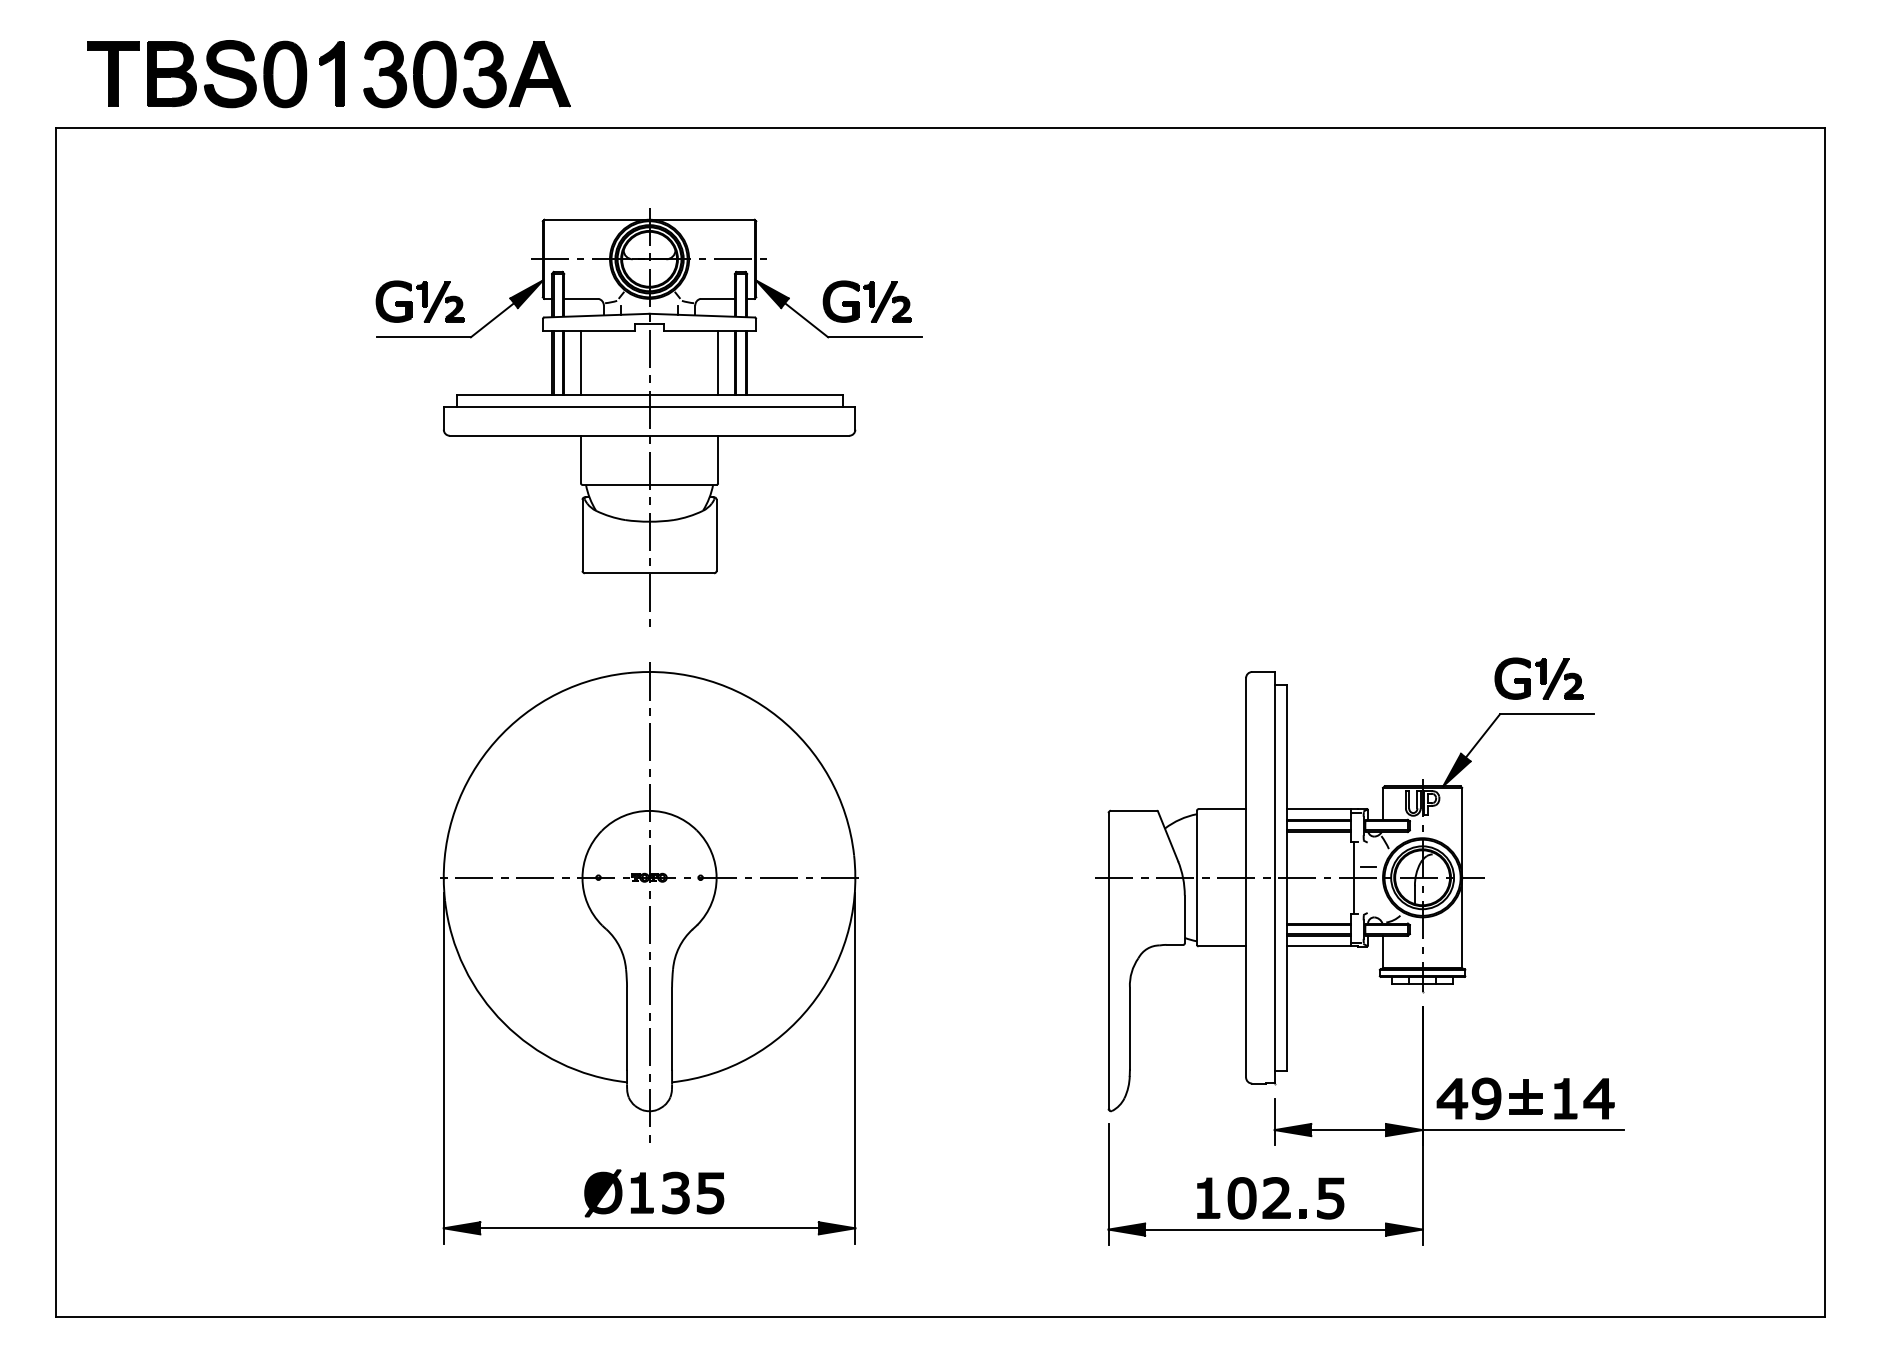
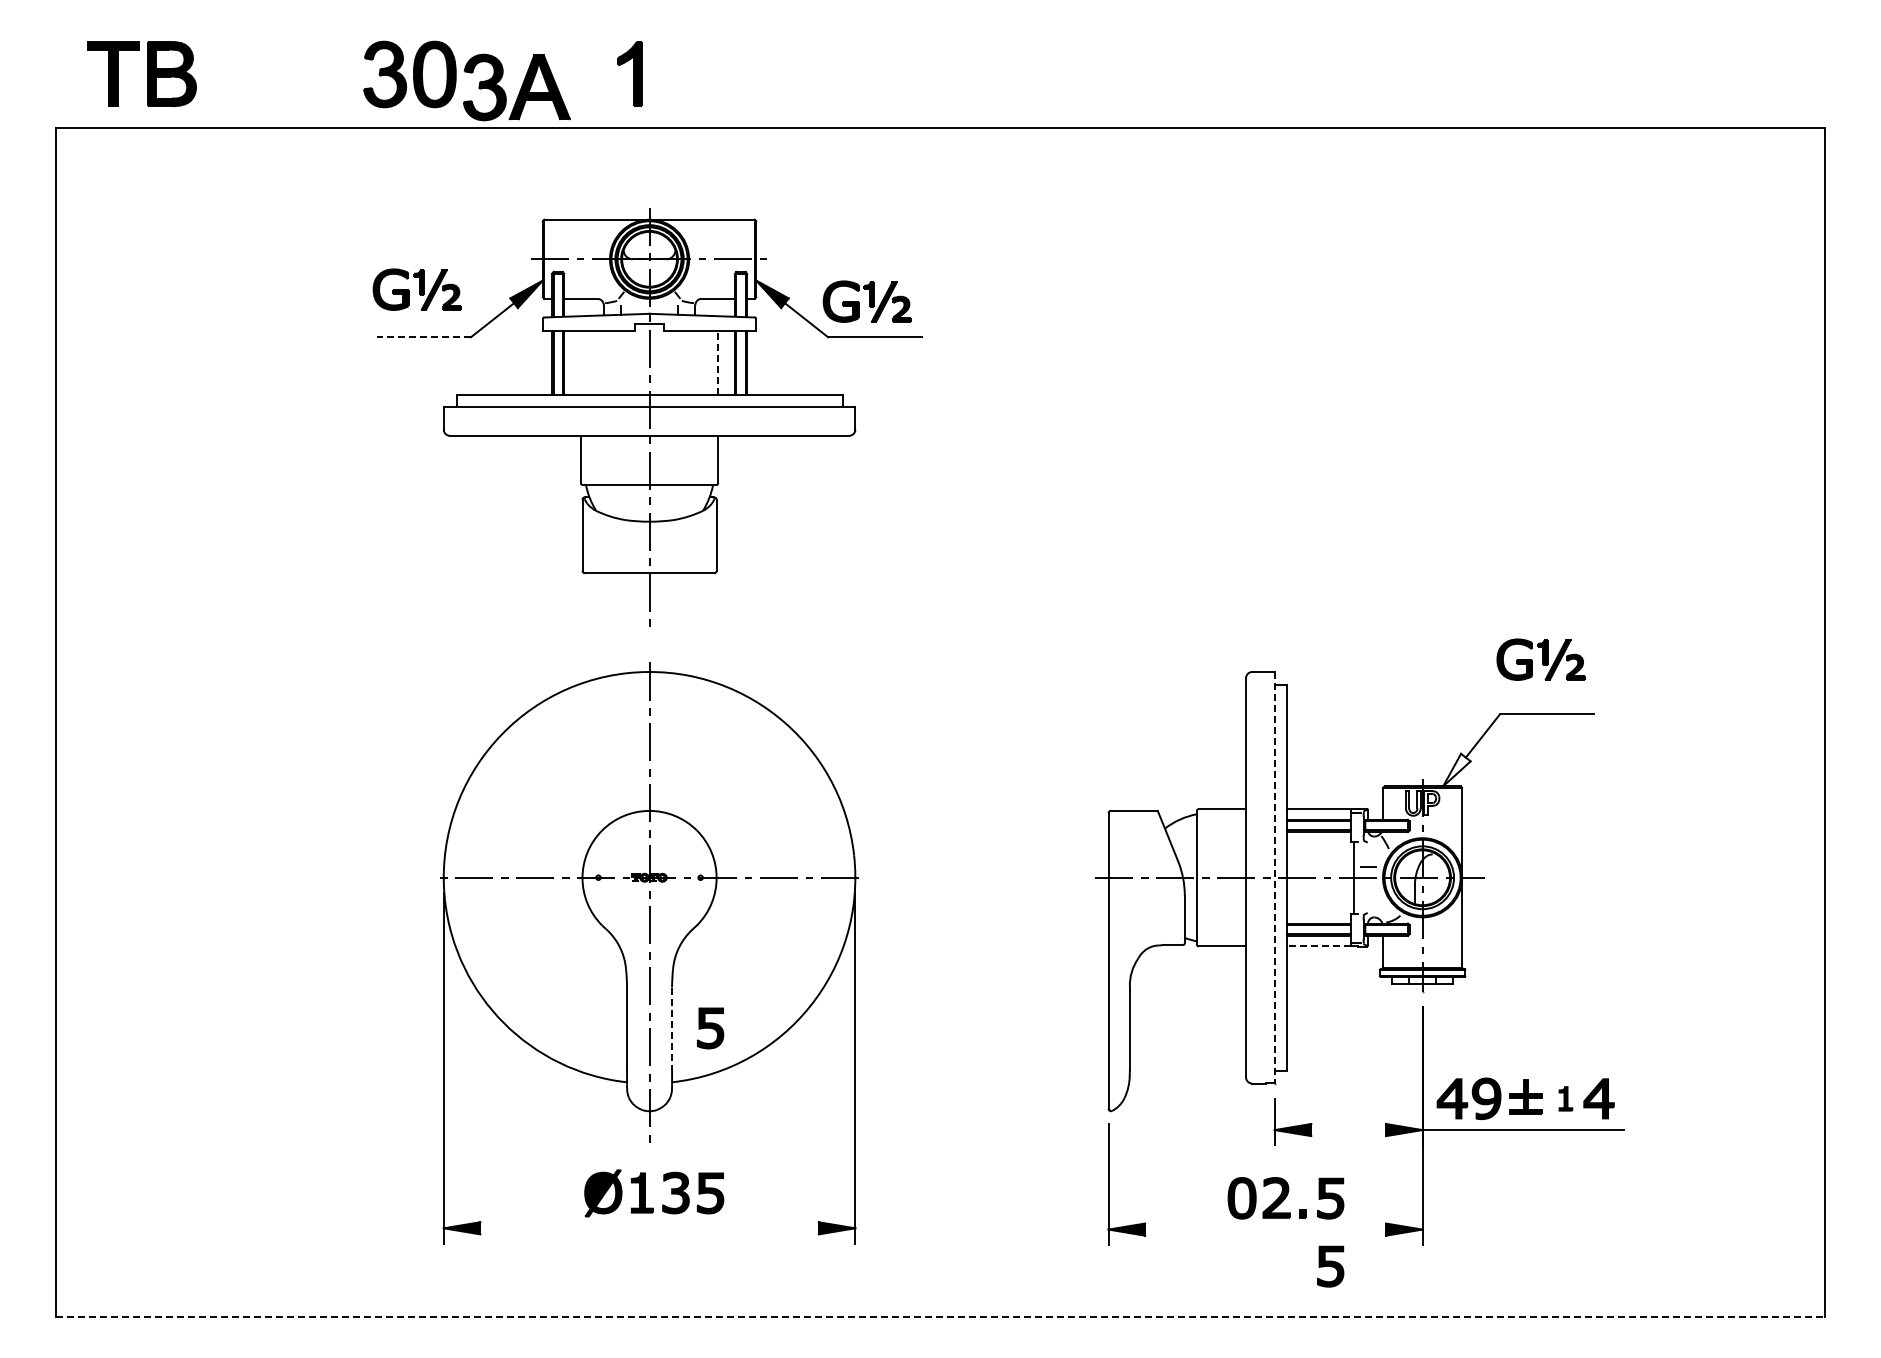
part position: (331, 73) -> (629, 73) (629, 73)
part: present -> none (255, 74)
part position: (516, 74) -> (516, 87) (516, 87)
part position: (419, 301) -> (416, 289) (416, 289)
line: solid -> dashed (424, 337)
line: present -> none (580, 362)
line: solid -> dashed (718, 362)
part position: (1538, 678) -> (1540, 659) (1540, 659)
fill: present -> none (1456, 769)
line: solid -> dashed (1274, 878)
line: solid -> dashed (1319, 946)
part: none -> present (710, 1028)
line: solid -> dashed (672, 1029)
part size: 24x42 px -> 16x26 px (1565, 1098)
line: present -> none (1348, 1130)
part: present -> none (1208, 1197)
line: present -> none (649, 1228)
line: present -> none (1265, 1229)
part: none -> present (1330, 1266)
line: solid -> dashed (940, 1317)
